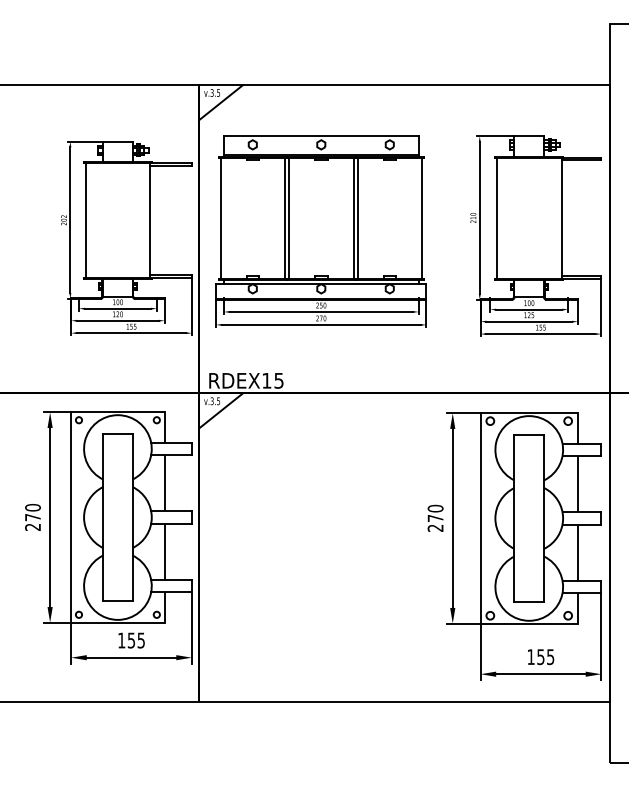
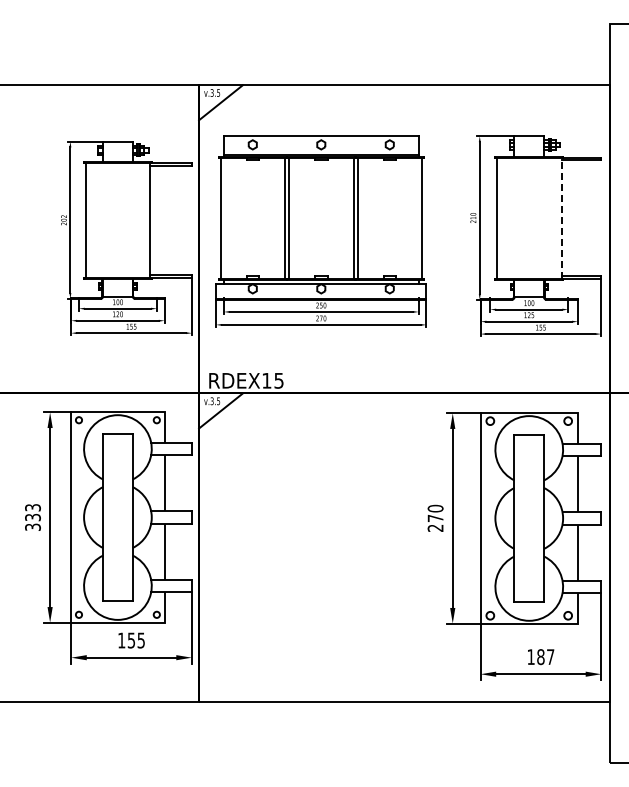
line: solid -> dashed (561, 217)
text: 270 -> 333 (32, 517)
text: 155 -> 187 (545, 657)
